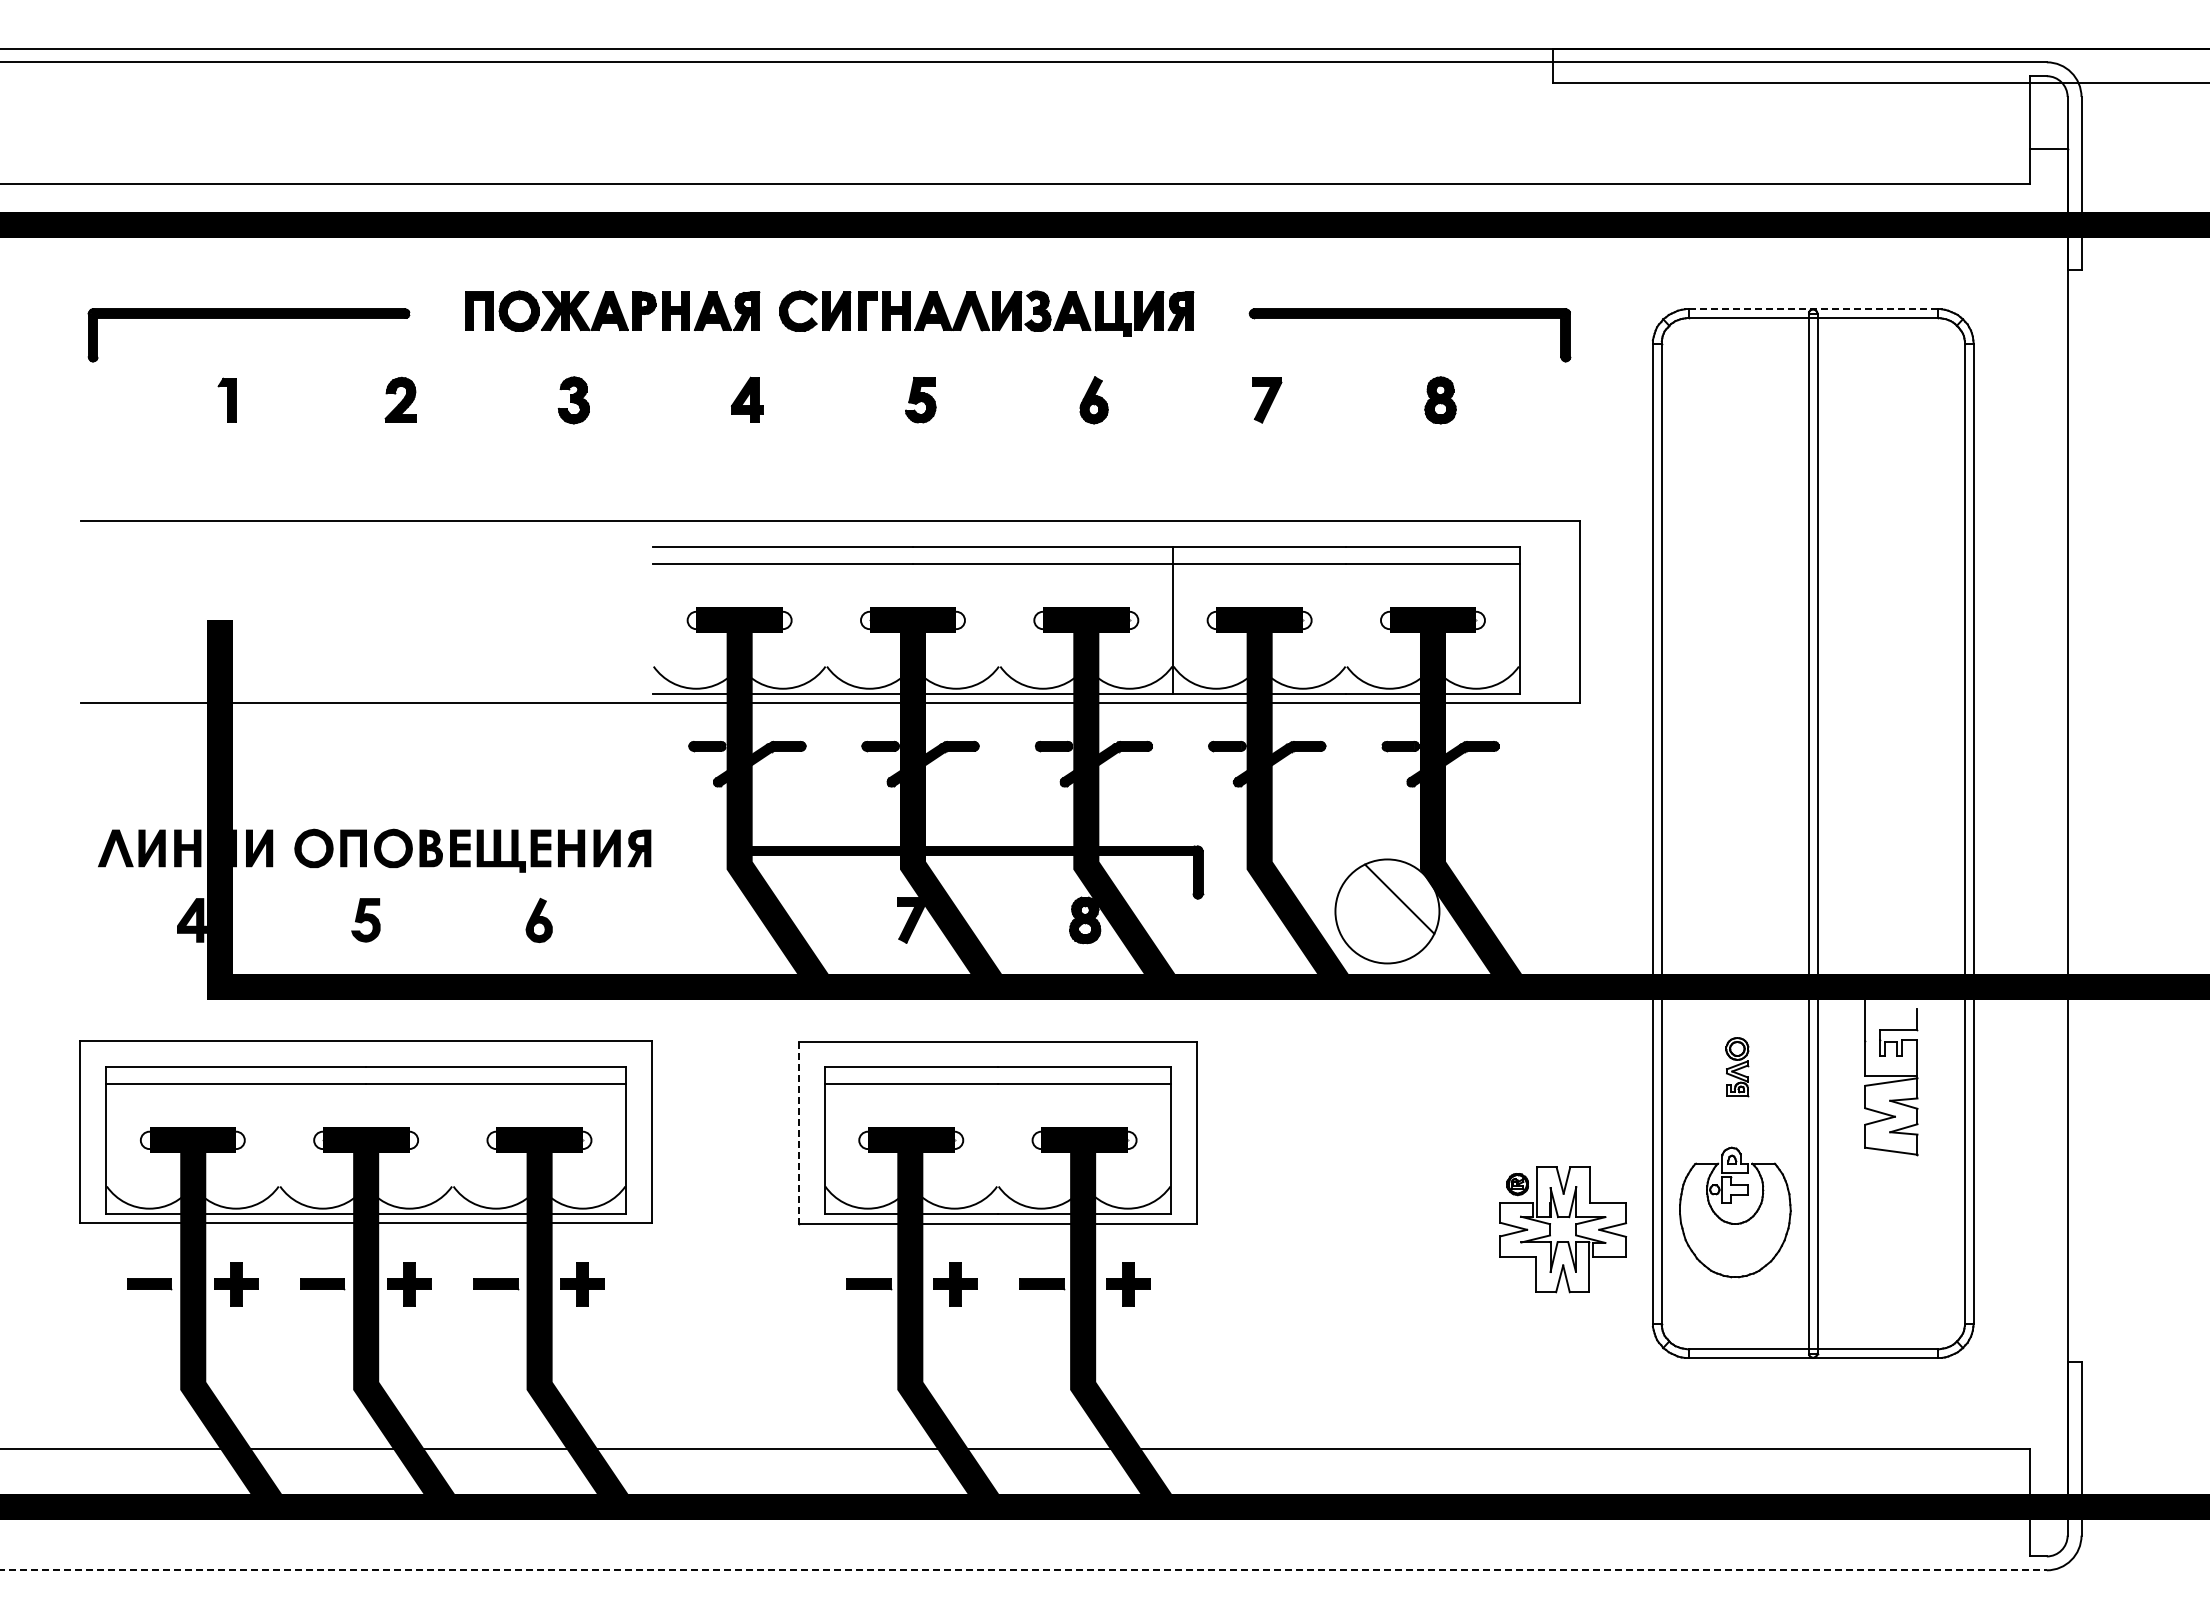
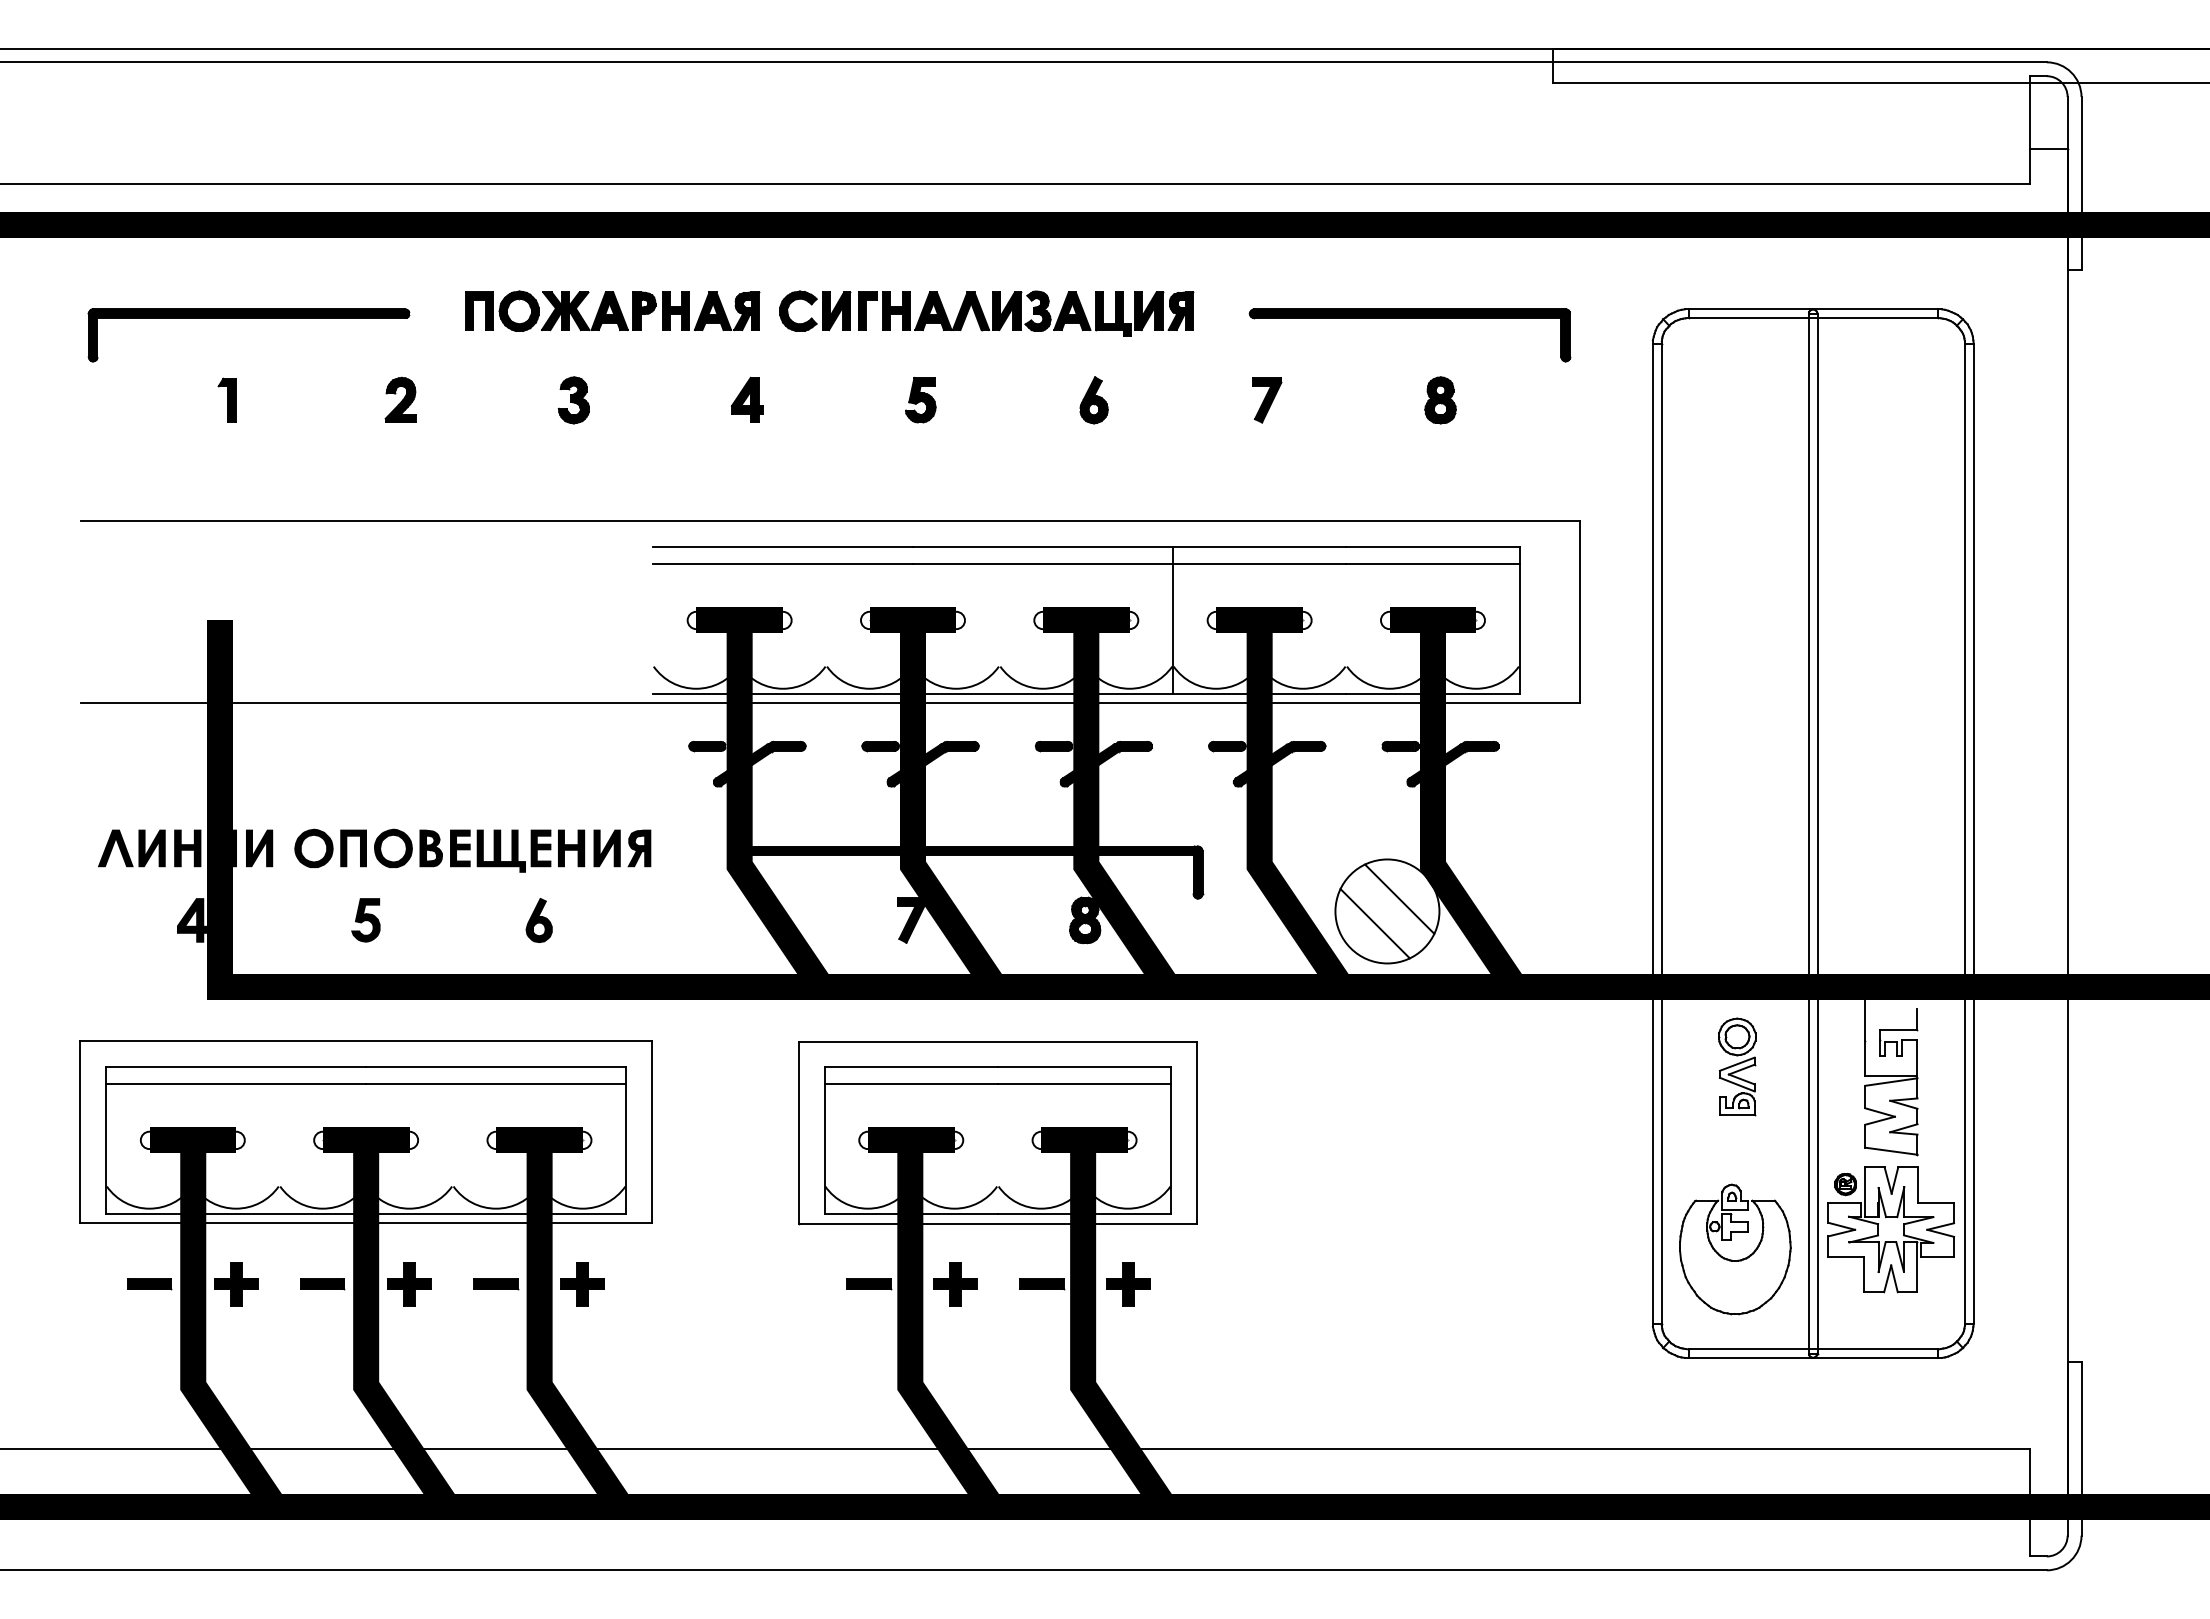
line: dashed -> solid (1813, 309)
line: none -> present (1374, 923)
part size: 25x61 px -> 39x100 px (1737, 1066)
line: dashed -> solid (798, 1133)
part position: (1731, 1203) -> (1731, 1240) (1731, 1240)
part position: (1563, 1217) -> (1891, 1217) (1891, 1217)
line: dashed -> solid (1023, 1570)
